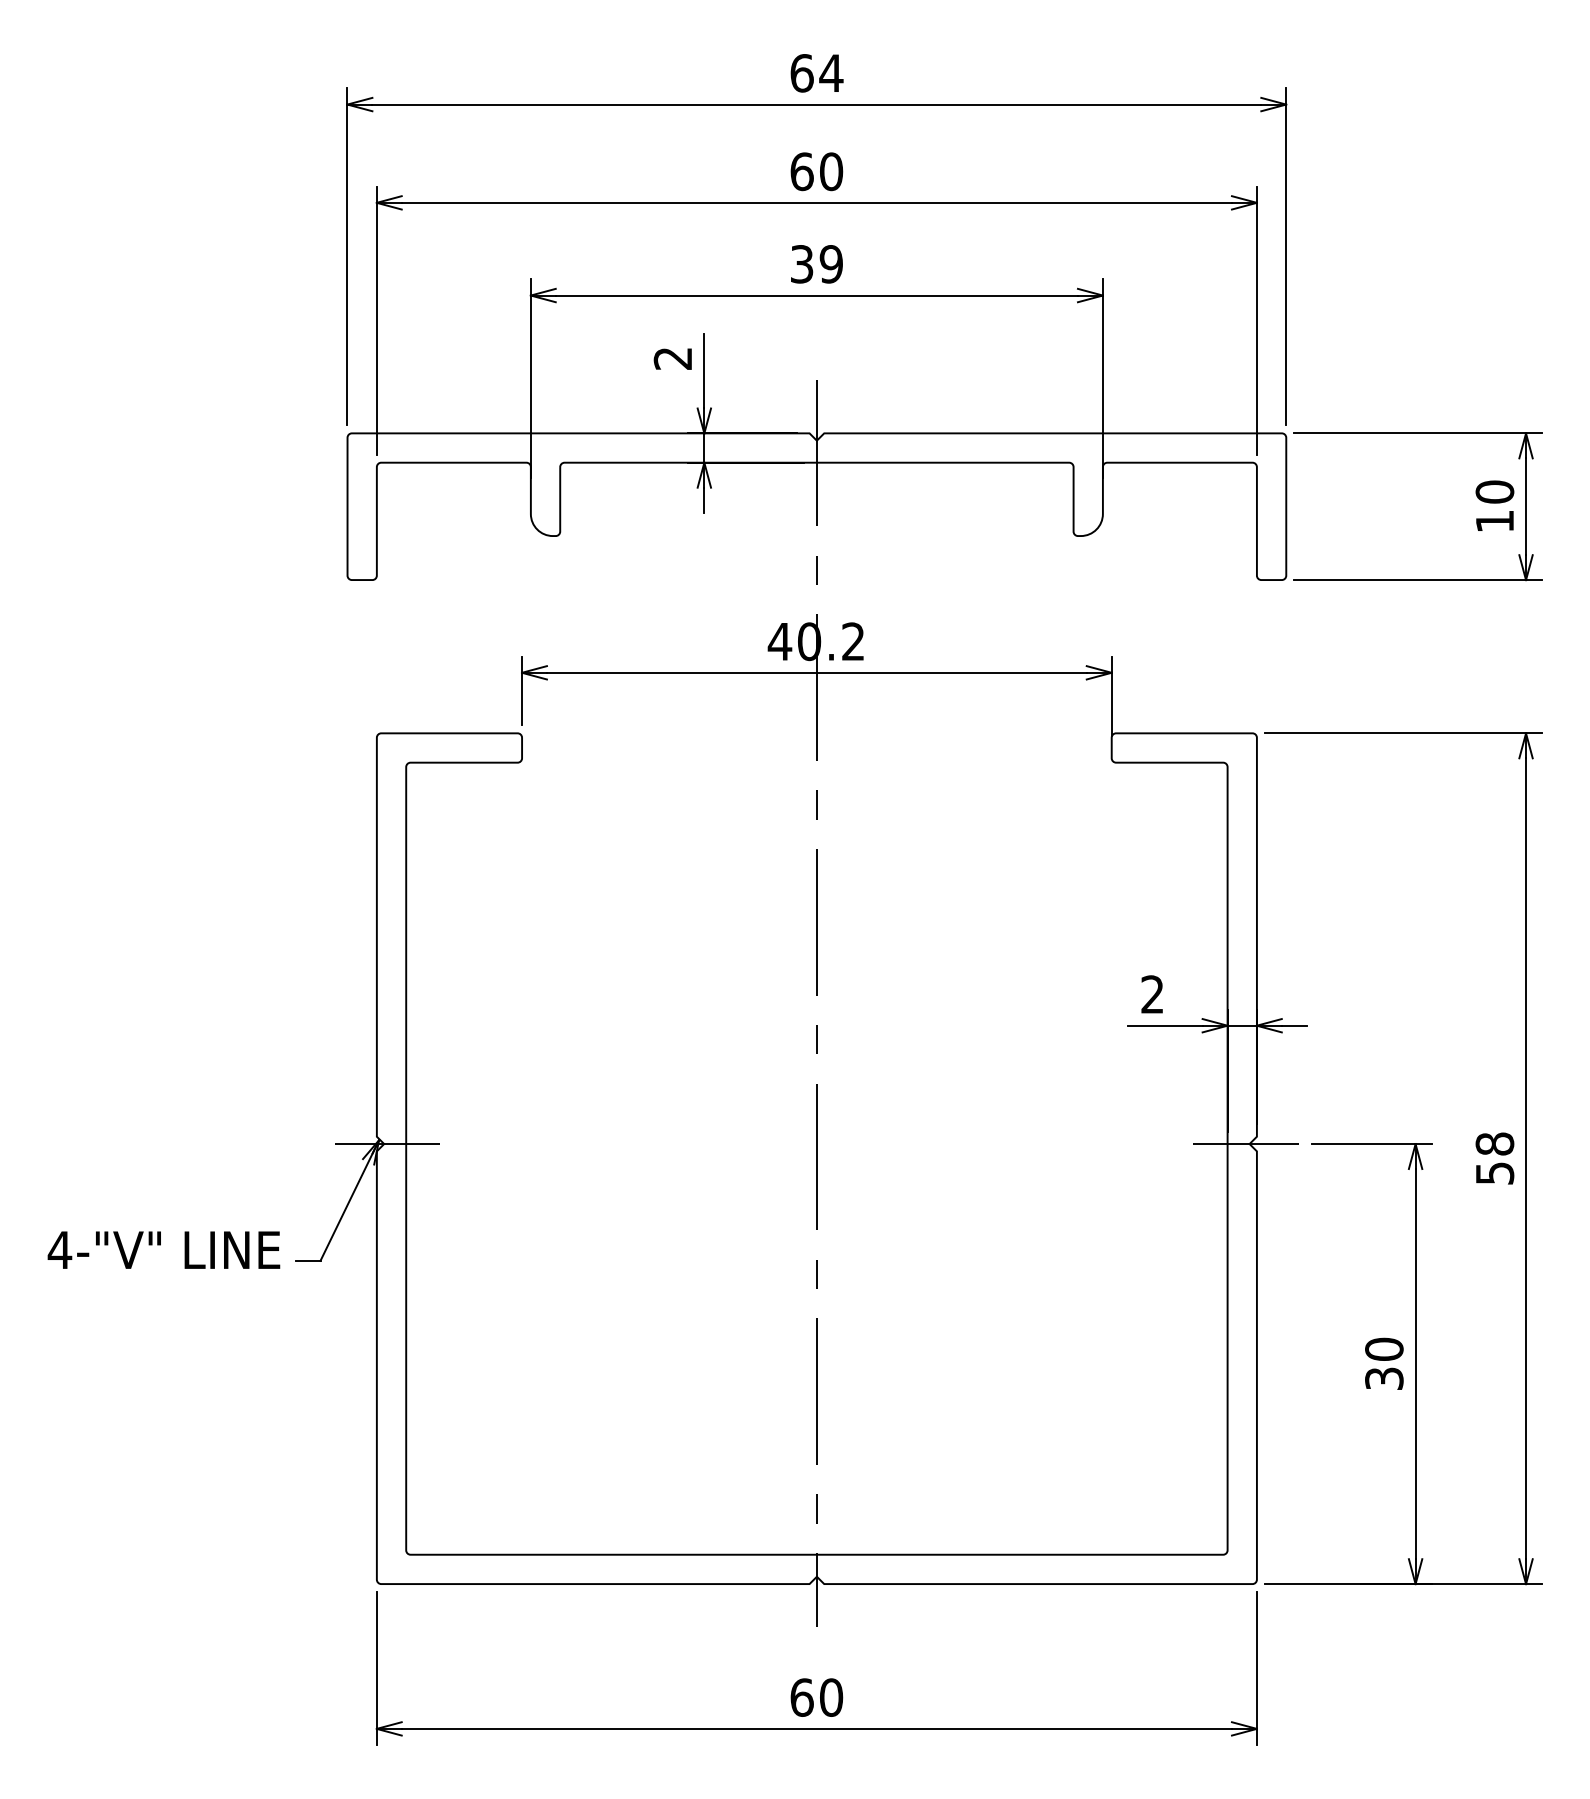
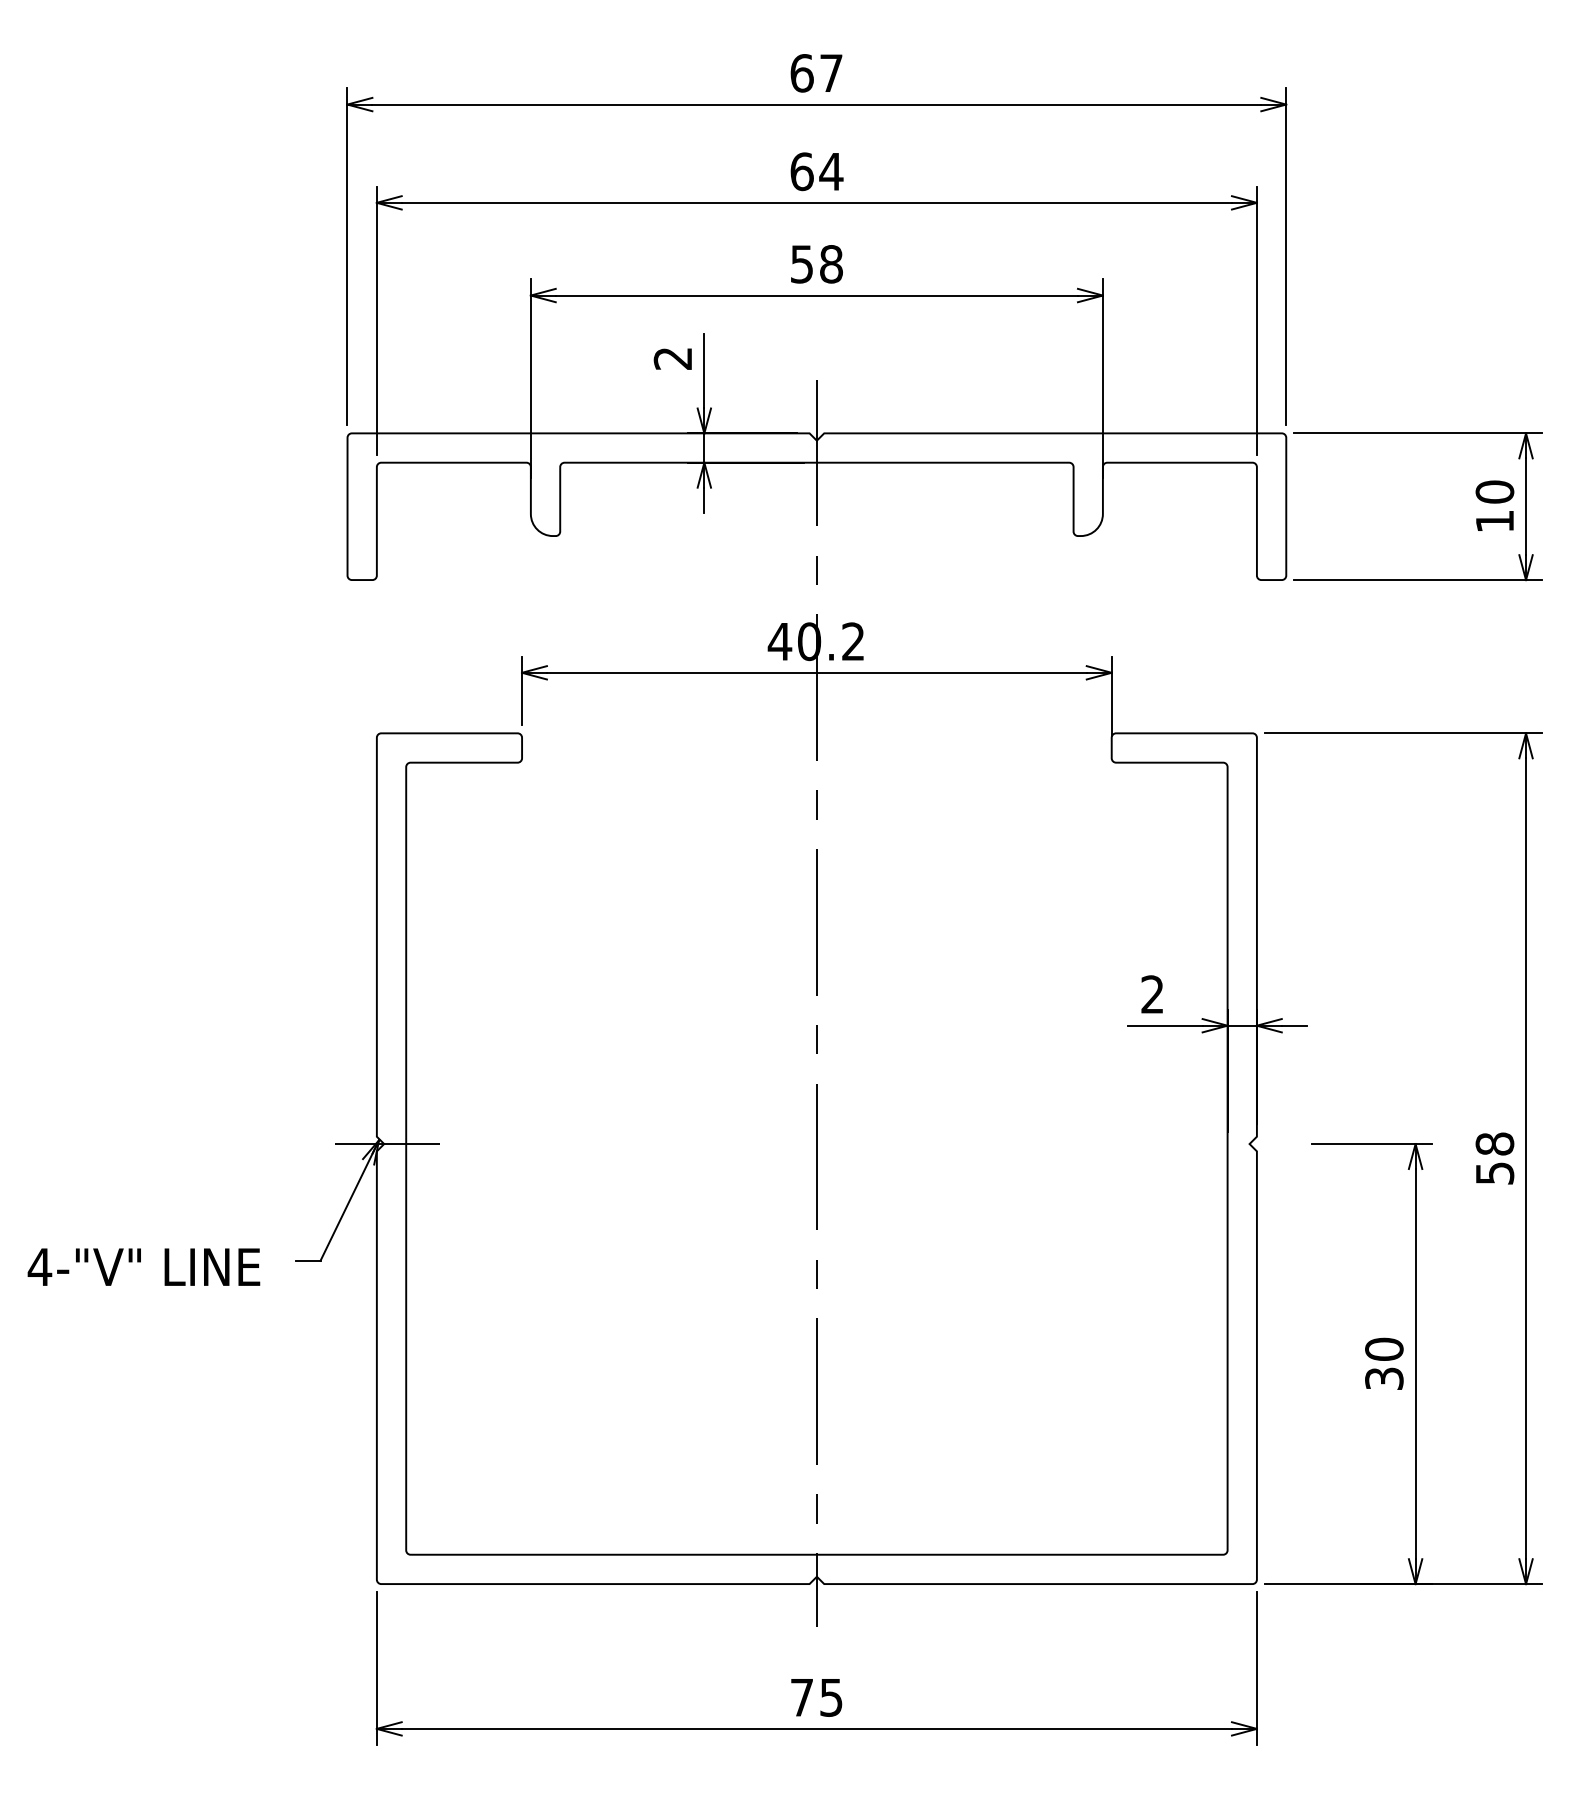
text: 64 -> 67 (831, 72)
text: 60 -> 64 (831, 171)
text: 39 -> 58 (816, 264)
line: present -> none (1246, 1144)
text position: (163, 1249) -> (143, 1266) (143, 1266)
text: 60 -> 75 (816, 1697)
